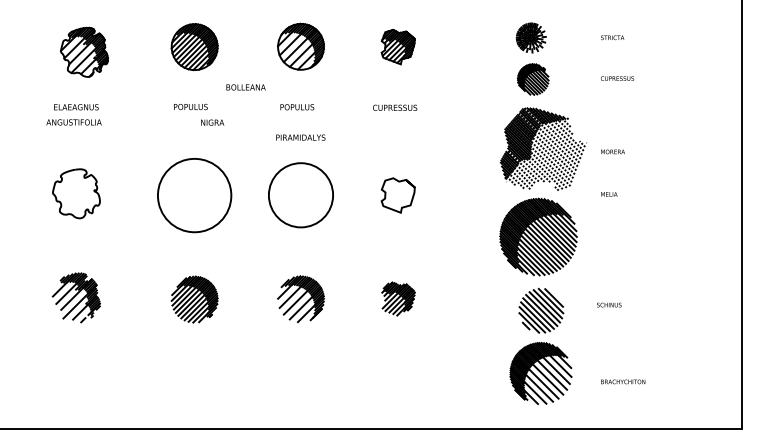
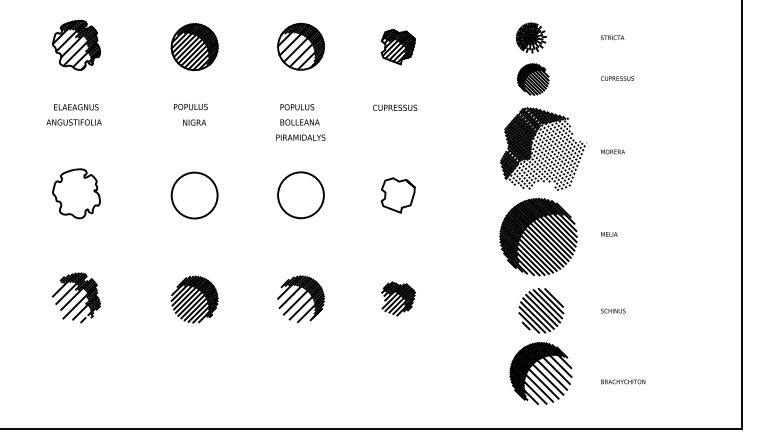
part position: (84, 51) -> (76, 44) (76, 44)
text position: (245, 87) -> (299, 122) (299, 122)
text position: (212, 122) -> (194, 122) (194, 122)
text position: (609, 194) -> (609, 234) (609, 234)
circle diameter: 73 px -> 46 px (194, 195)
circle diameter: 64 px -> 46 px (300, 195)
text position: (609, 304) -> (613, 310) (613, 310)
